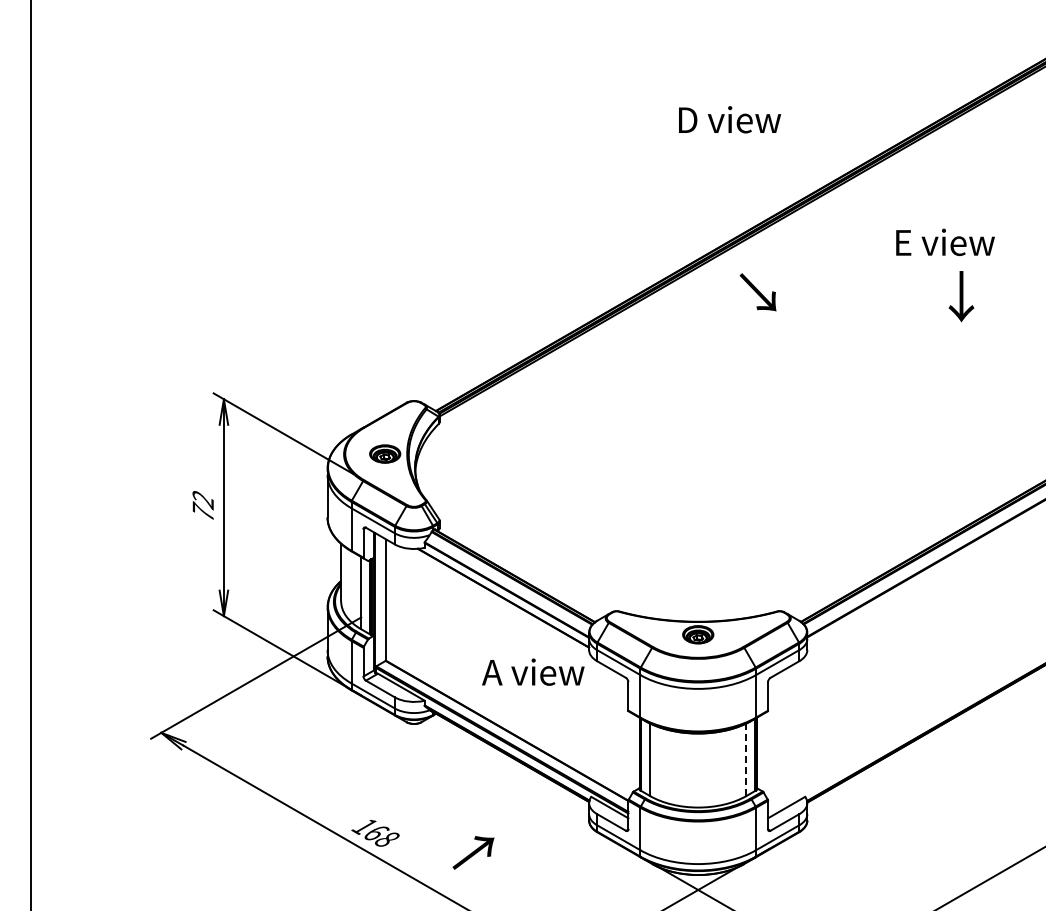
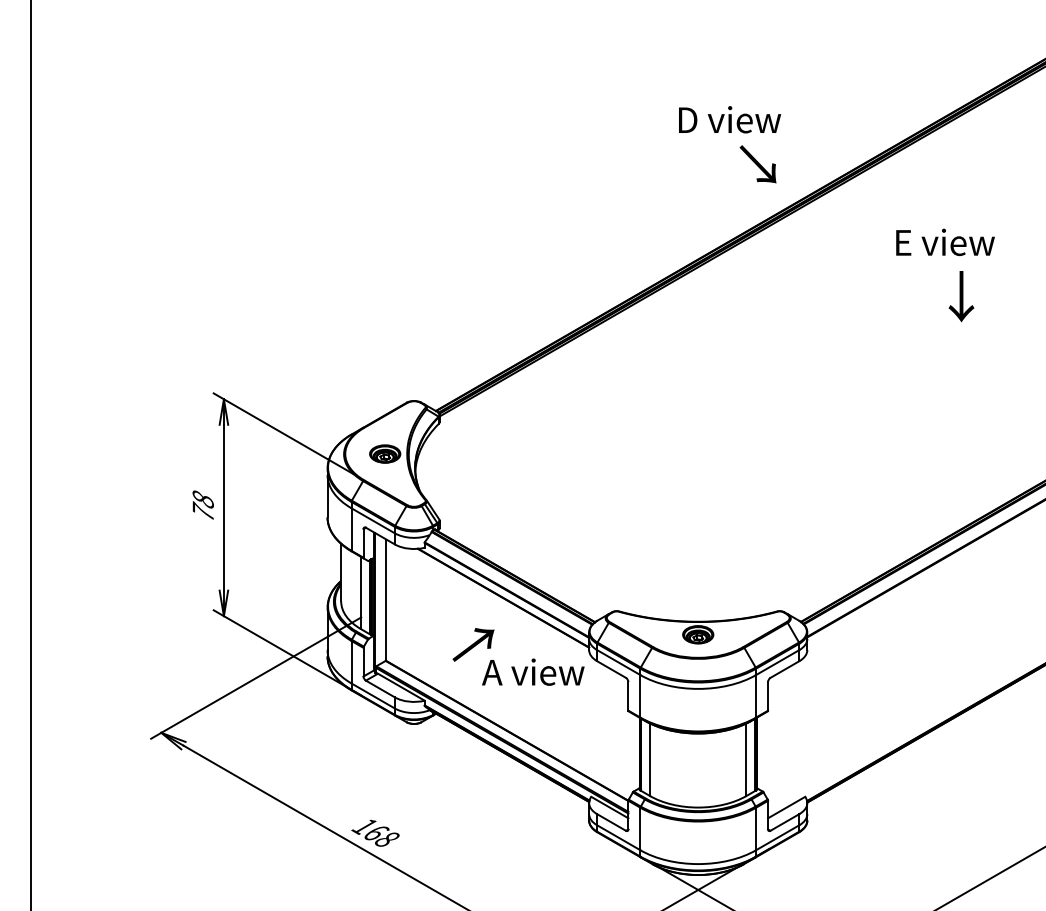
text position: (757, 292) -> (757, 164) (757, 164)
text: 72 -> 78 (202, 500)
line: dashed -> solid (746, 759)
text position: (473, 852) -> (473, 644) (473, 644)
